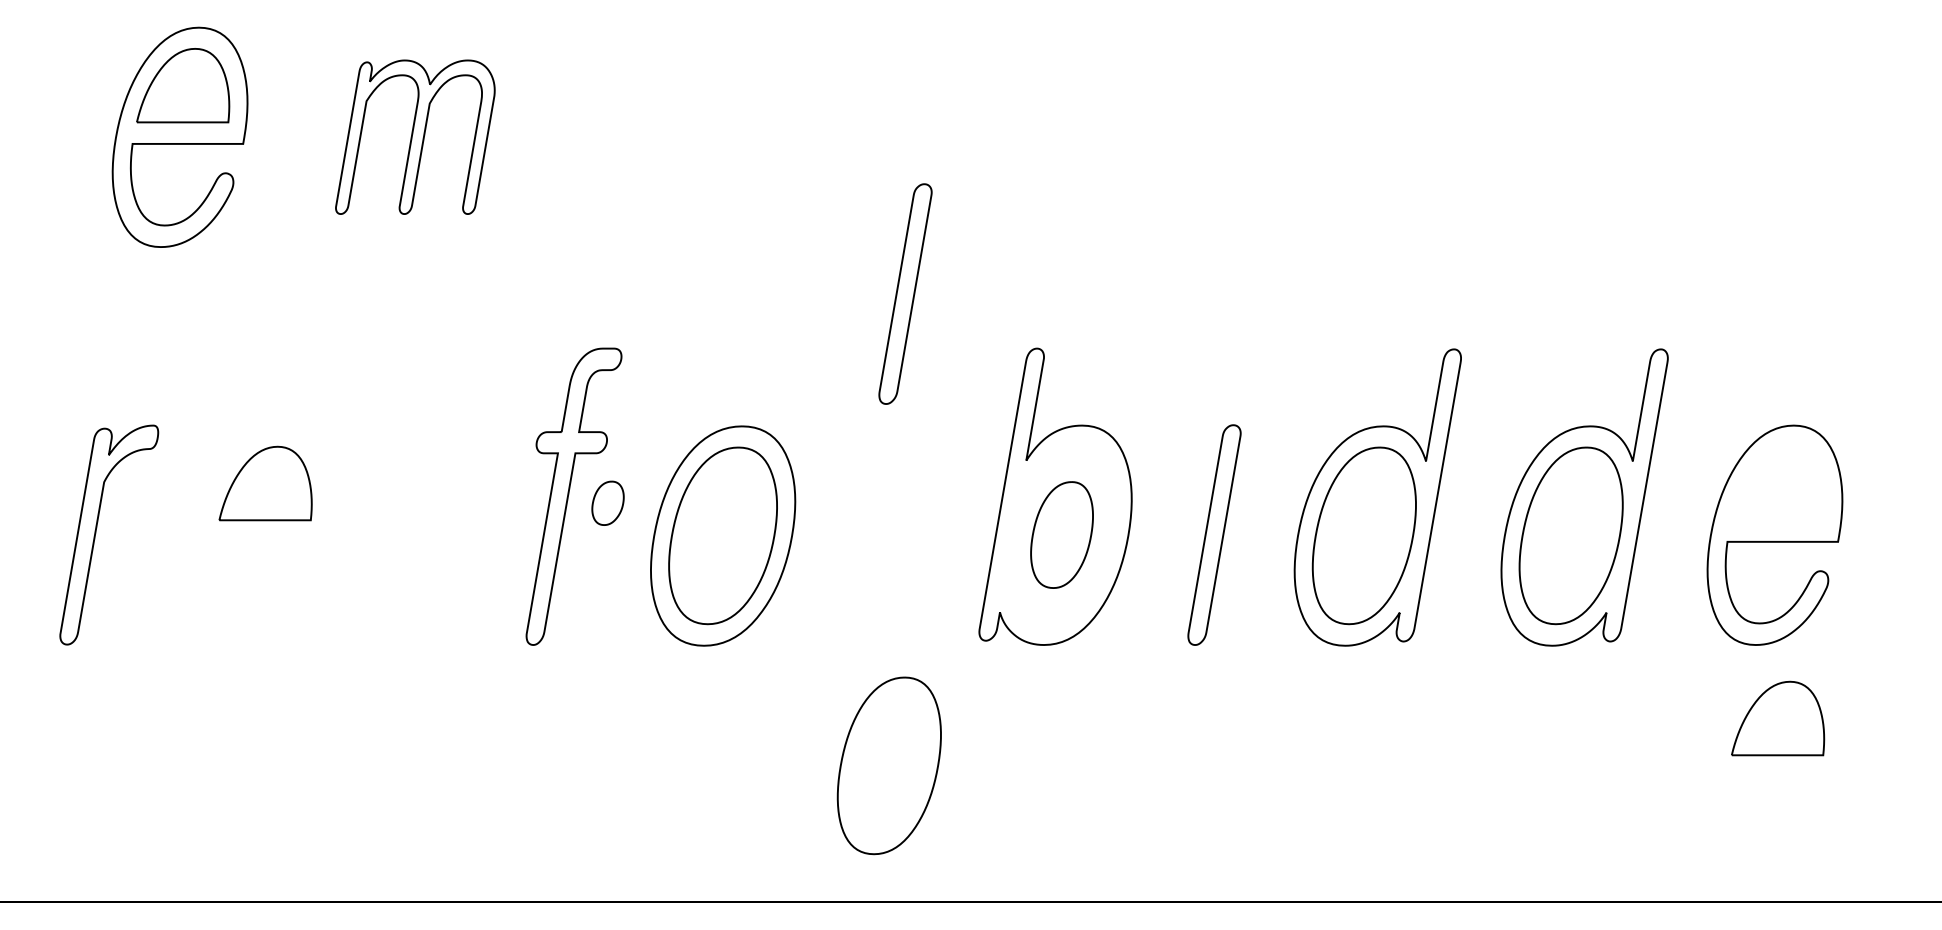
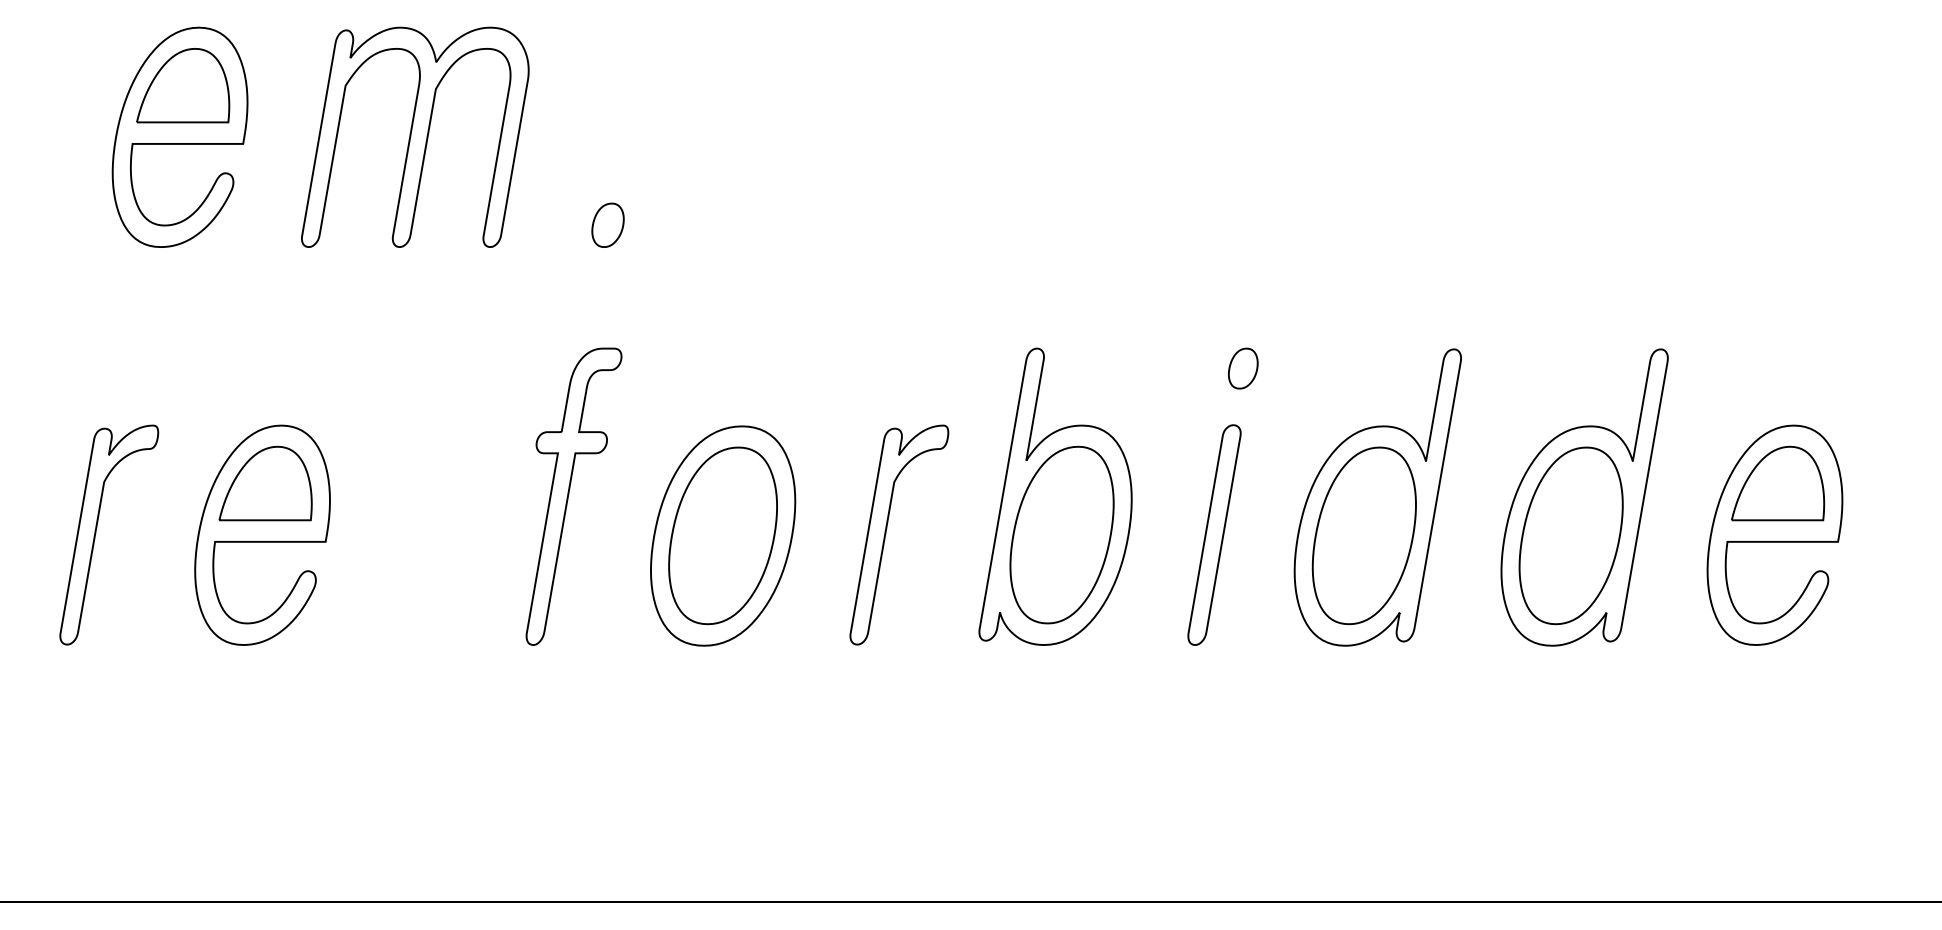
part size: 161x156 px -> 229x222 px (415, 136)
part: present -> none (905, 293)
part: none -> present (1243, 368)
part position: (607, 502) -> (607, 224) (607, 224)
part: none -> present (262, 534)
part: none -> present (886, 534)
part size: 64x108 px -> 106x180 px (1061, 534)
part position: (1778, 718) -> (1778, 483) (1778, 483)
part: present -> none (888, 765)
